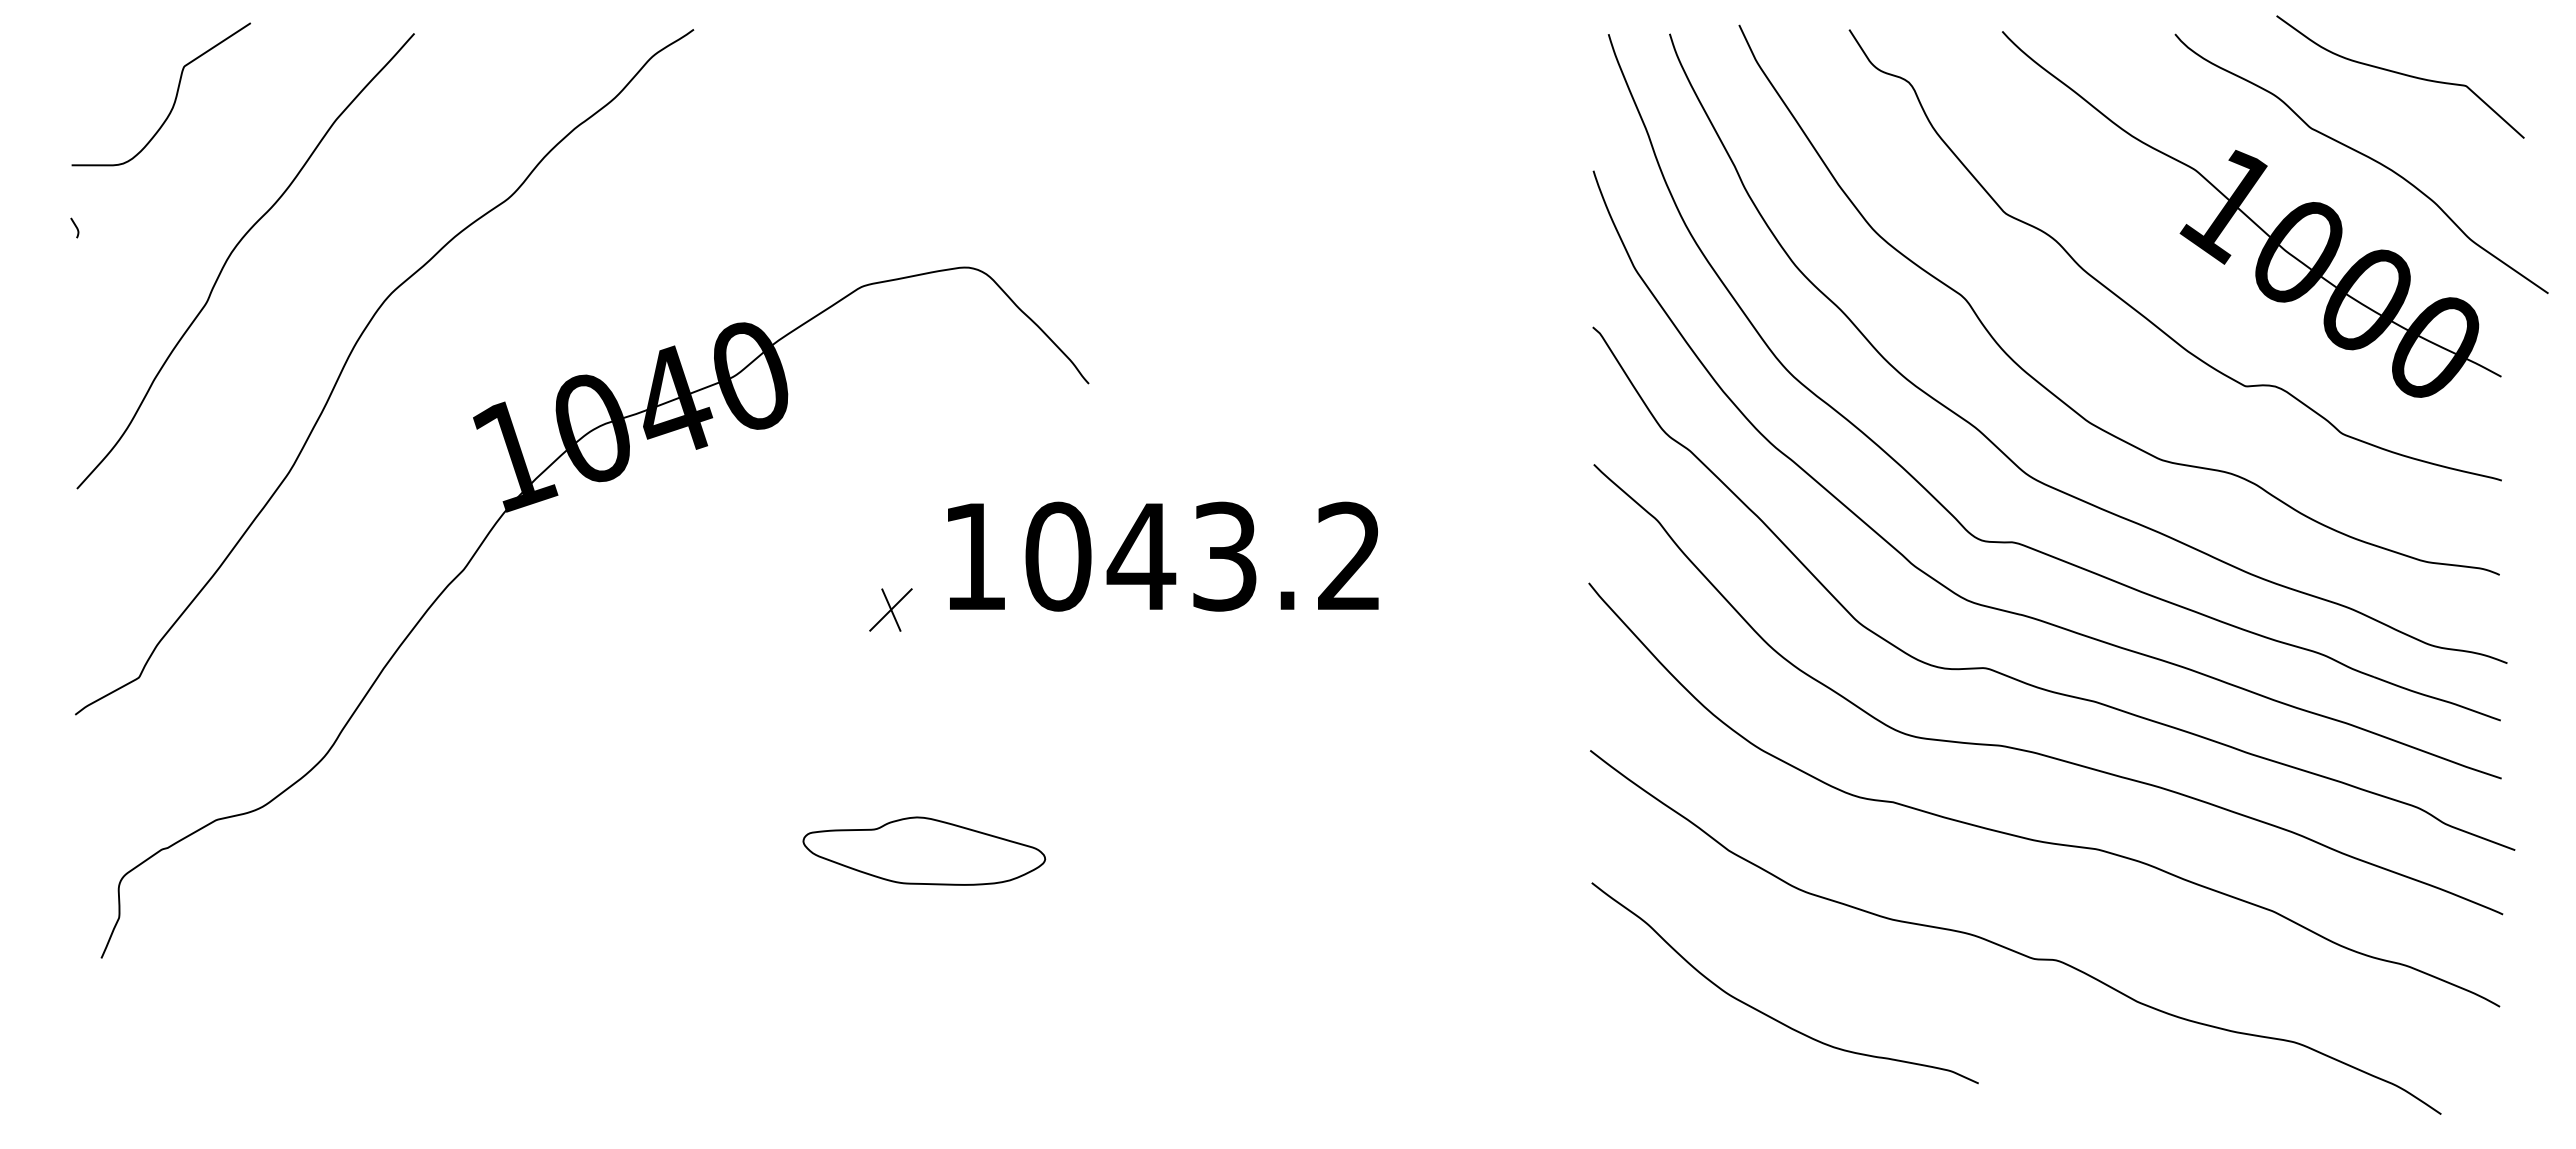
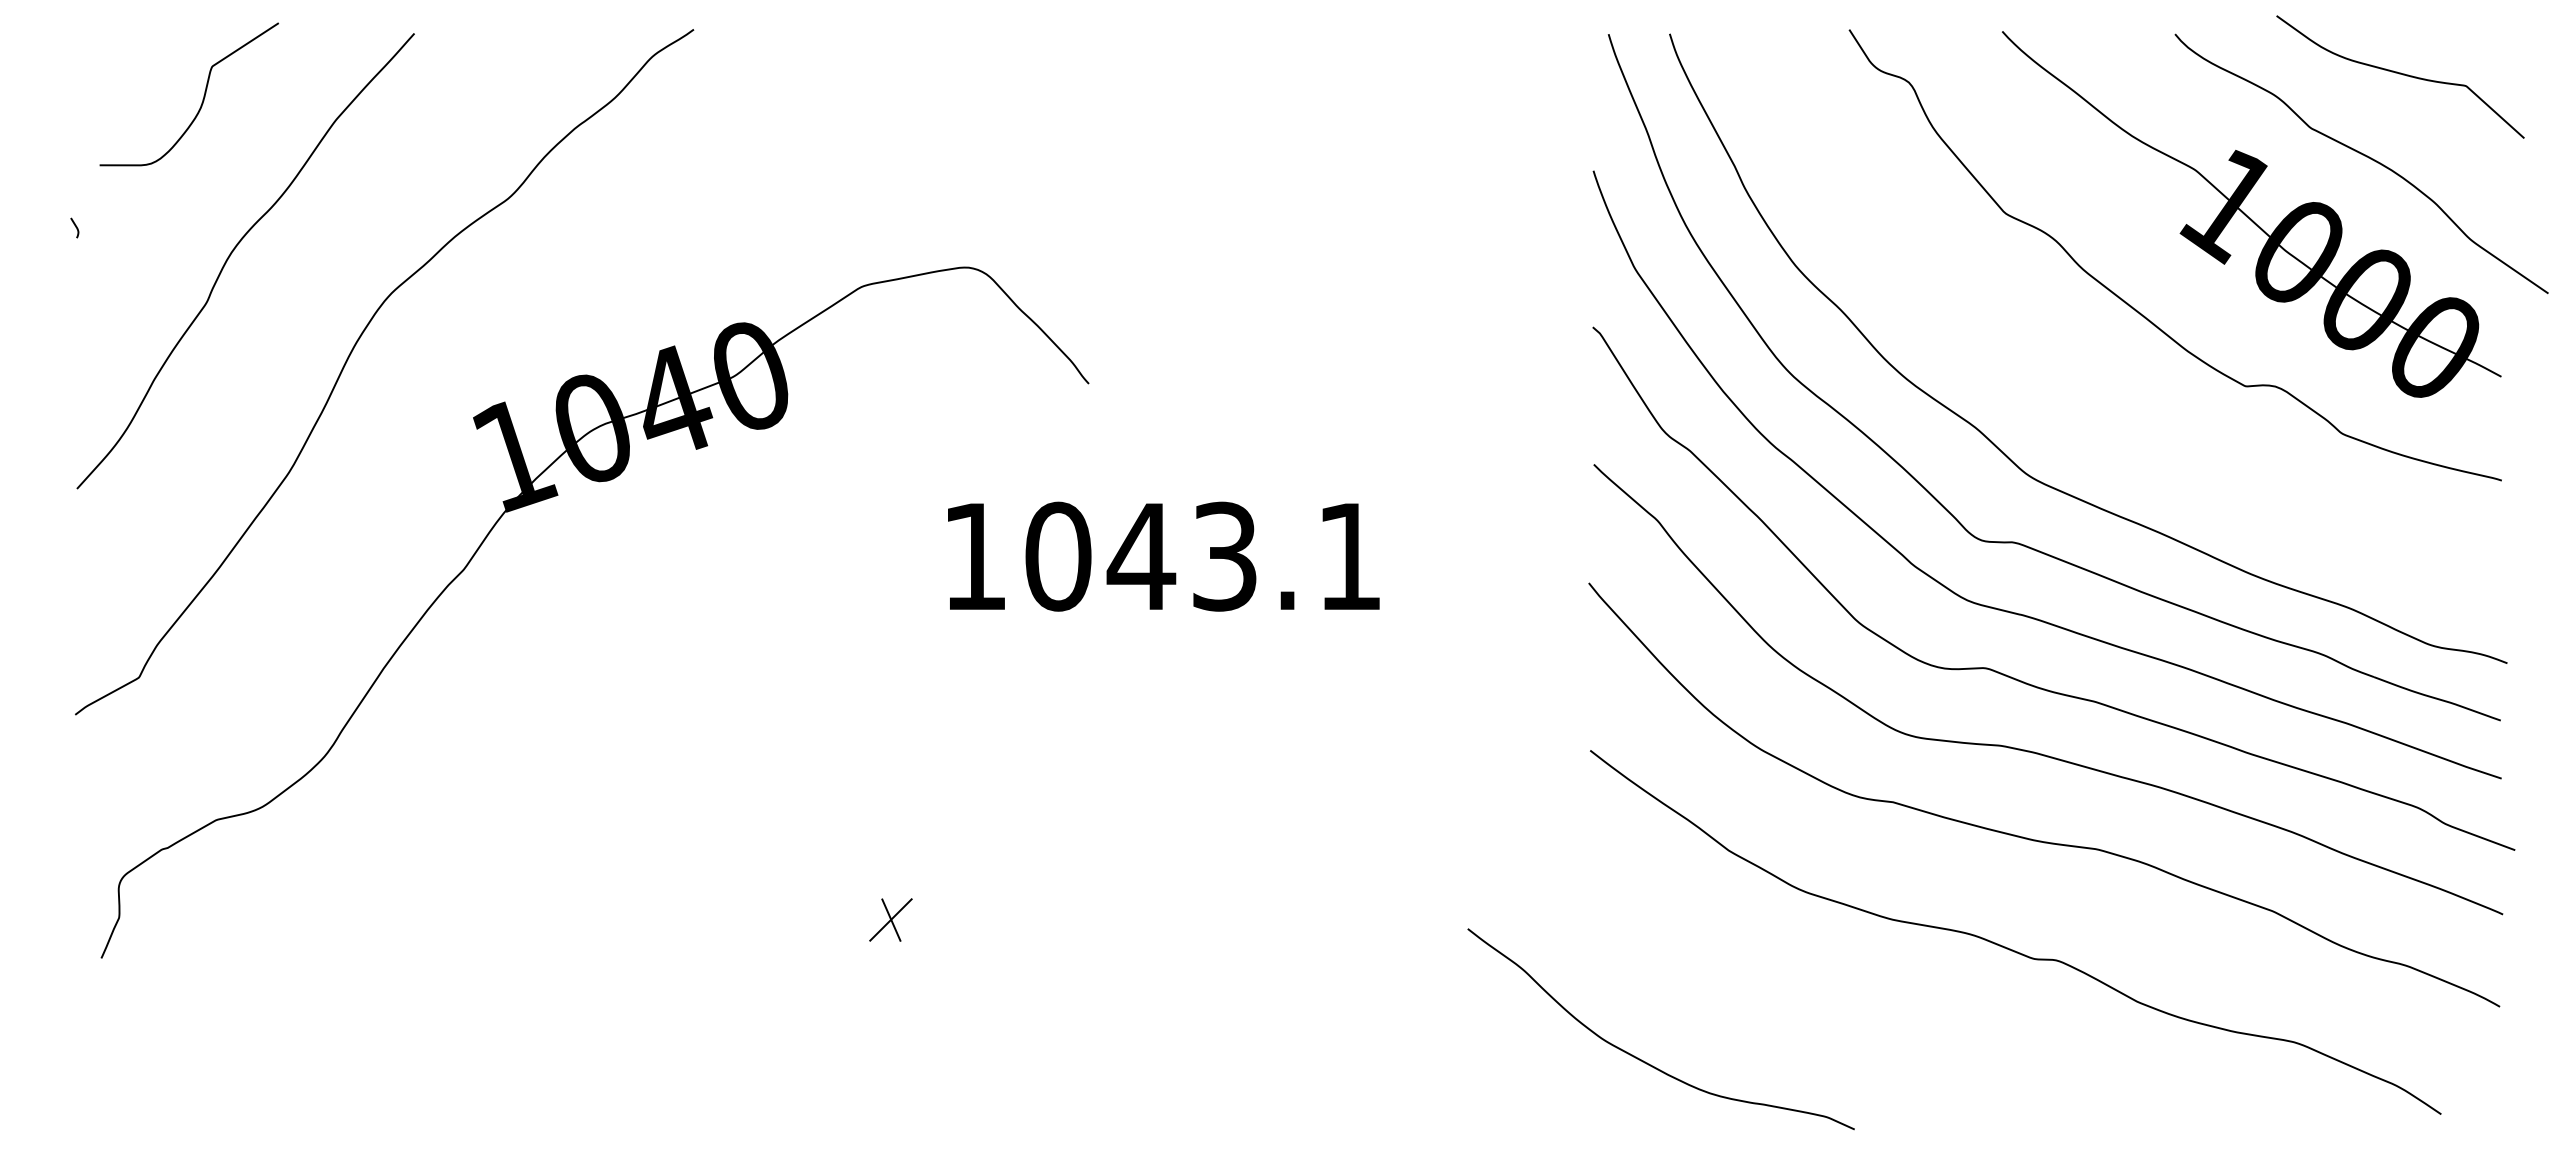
curve position: (174, 99) -> (202, 99) (202, 99)
curve: present -> none (2045, 386)
text: 1043.2 -> 1043.1 (1348, 555)
part position: (890, 609) -> (890, 919) (890, 919)
part: present -> none (924, 850)
curve position: (1769, 1015) -> (1645, 1061) (1645, 1061)
